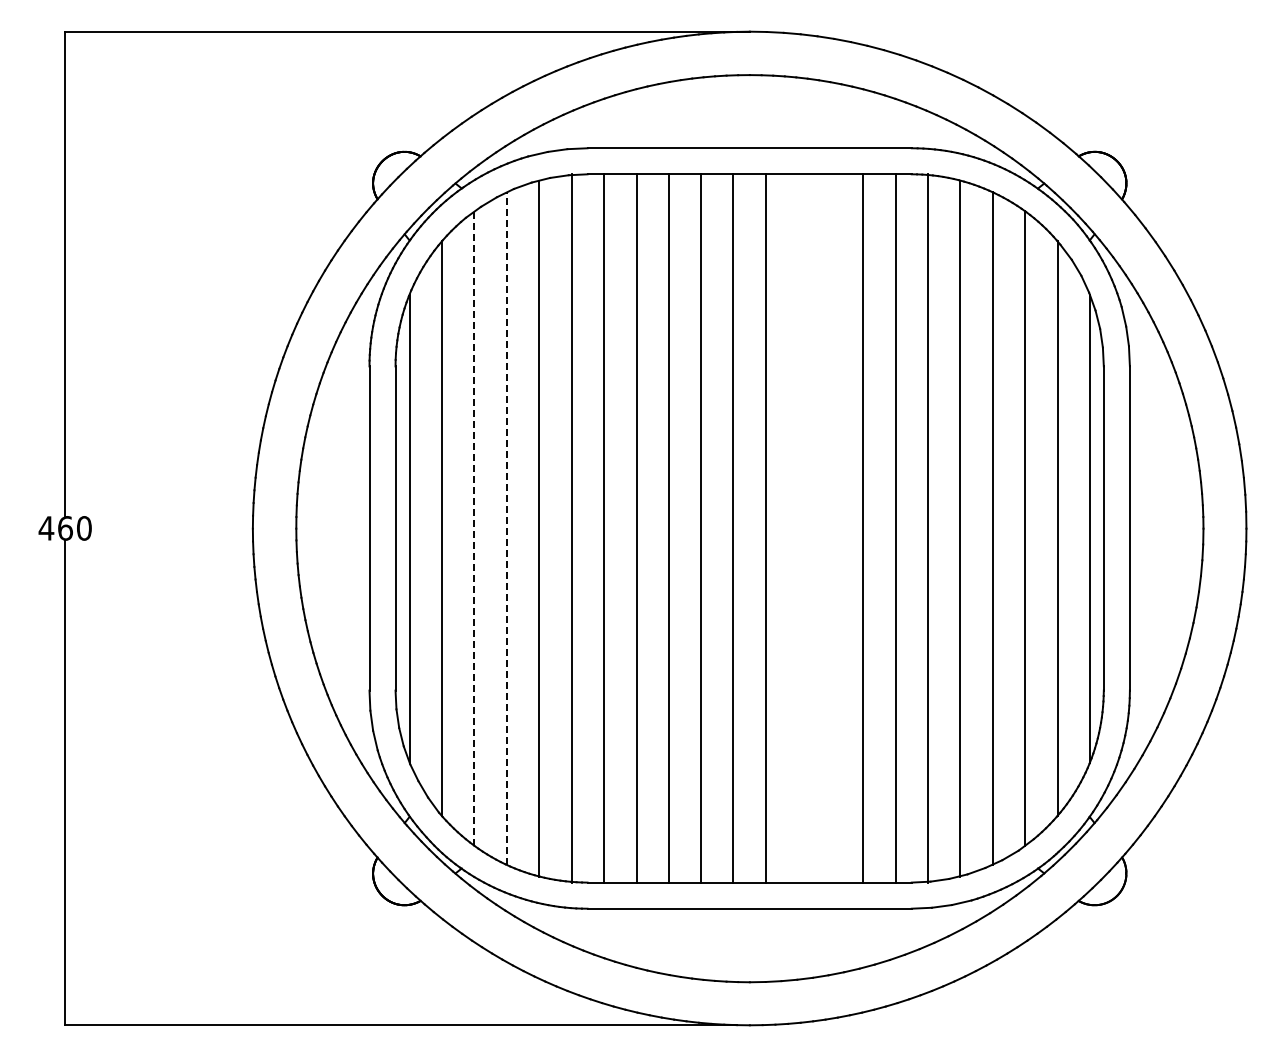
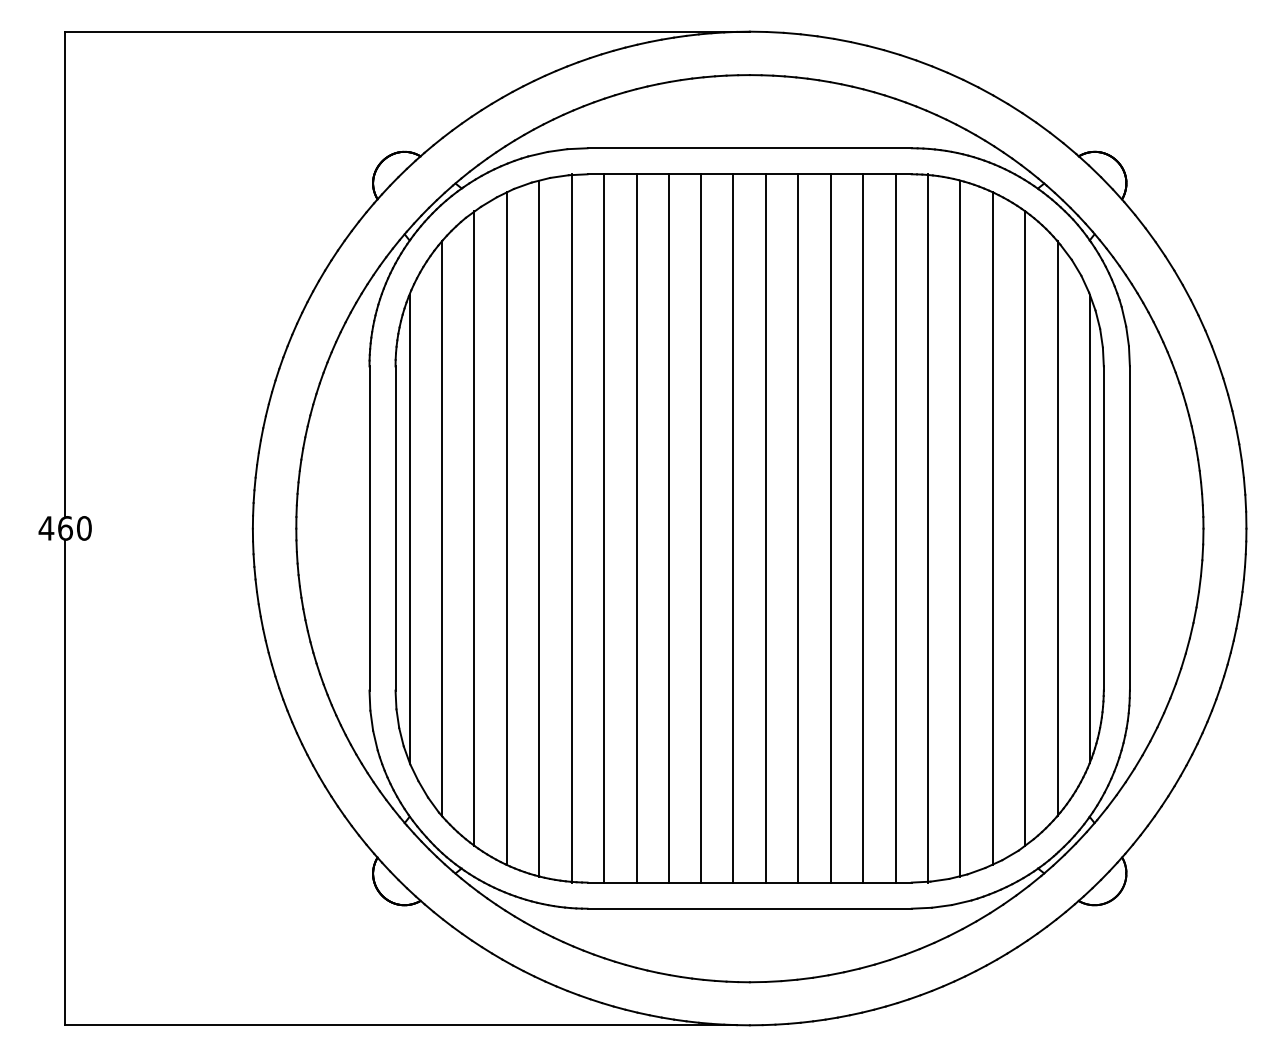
line: dashed -> solid (506, 527)
line: dashed -> solid (474, 528)
line: none -> present (798, 528)
line: none -> present (830, 528)
